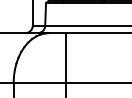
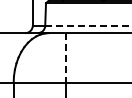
line: solid -> dashed (89, 25)
line: solid -> dashed (66, 58)
